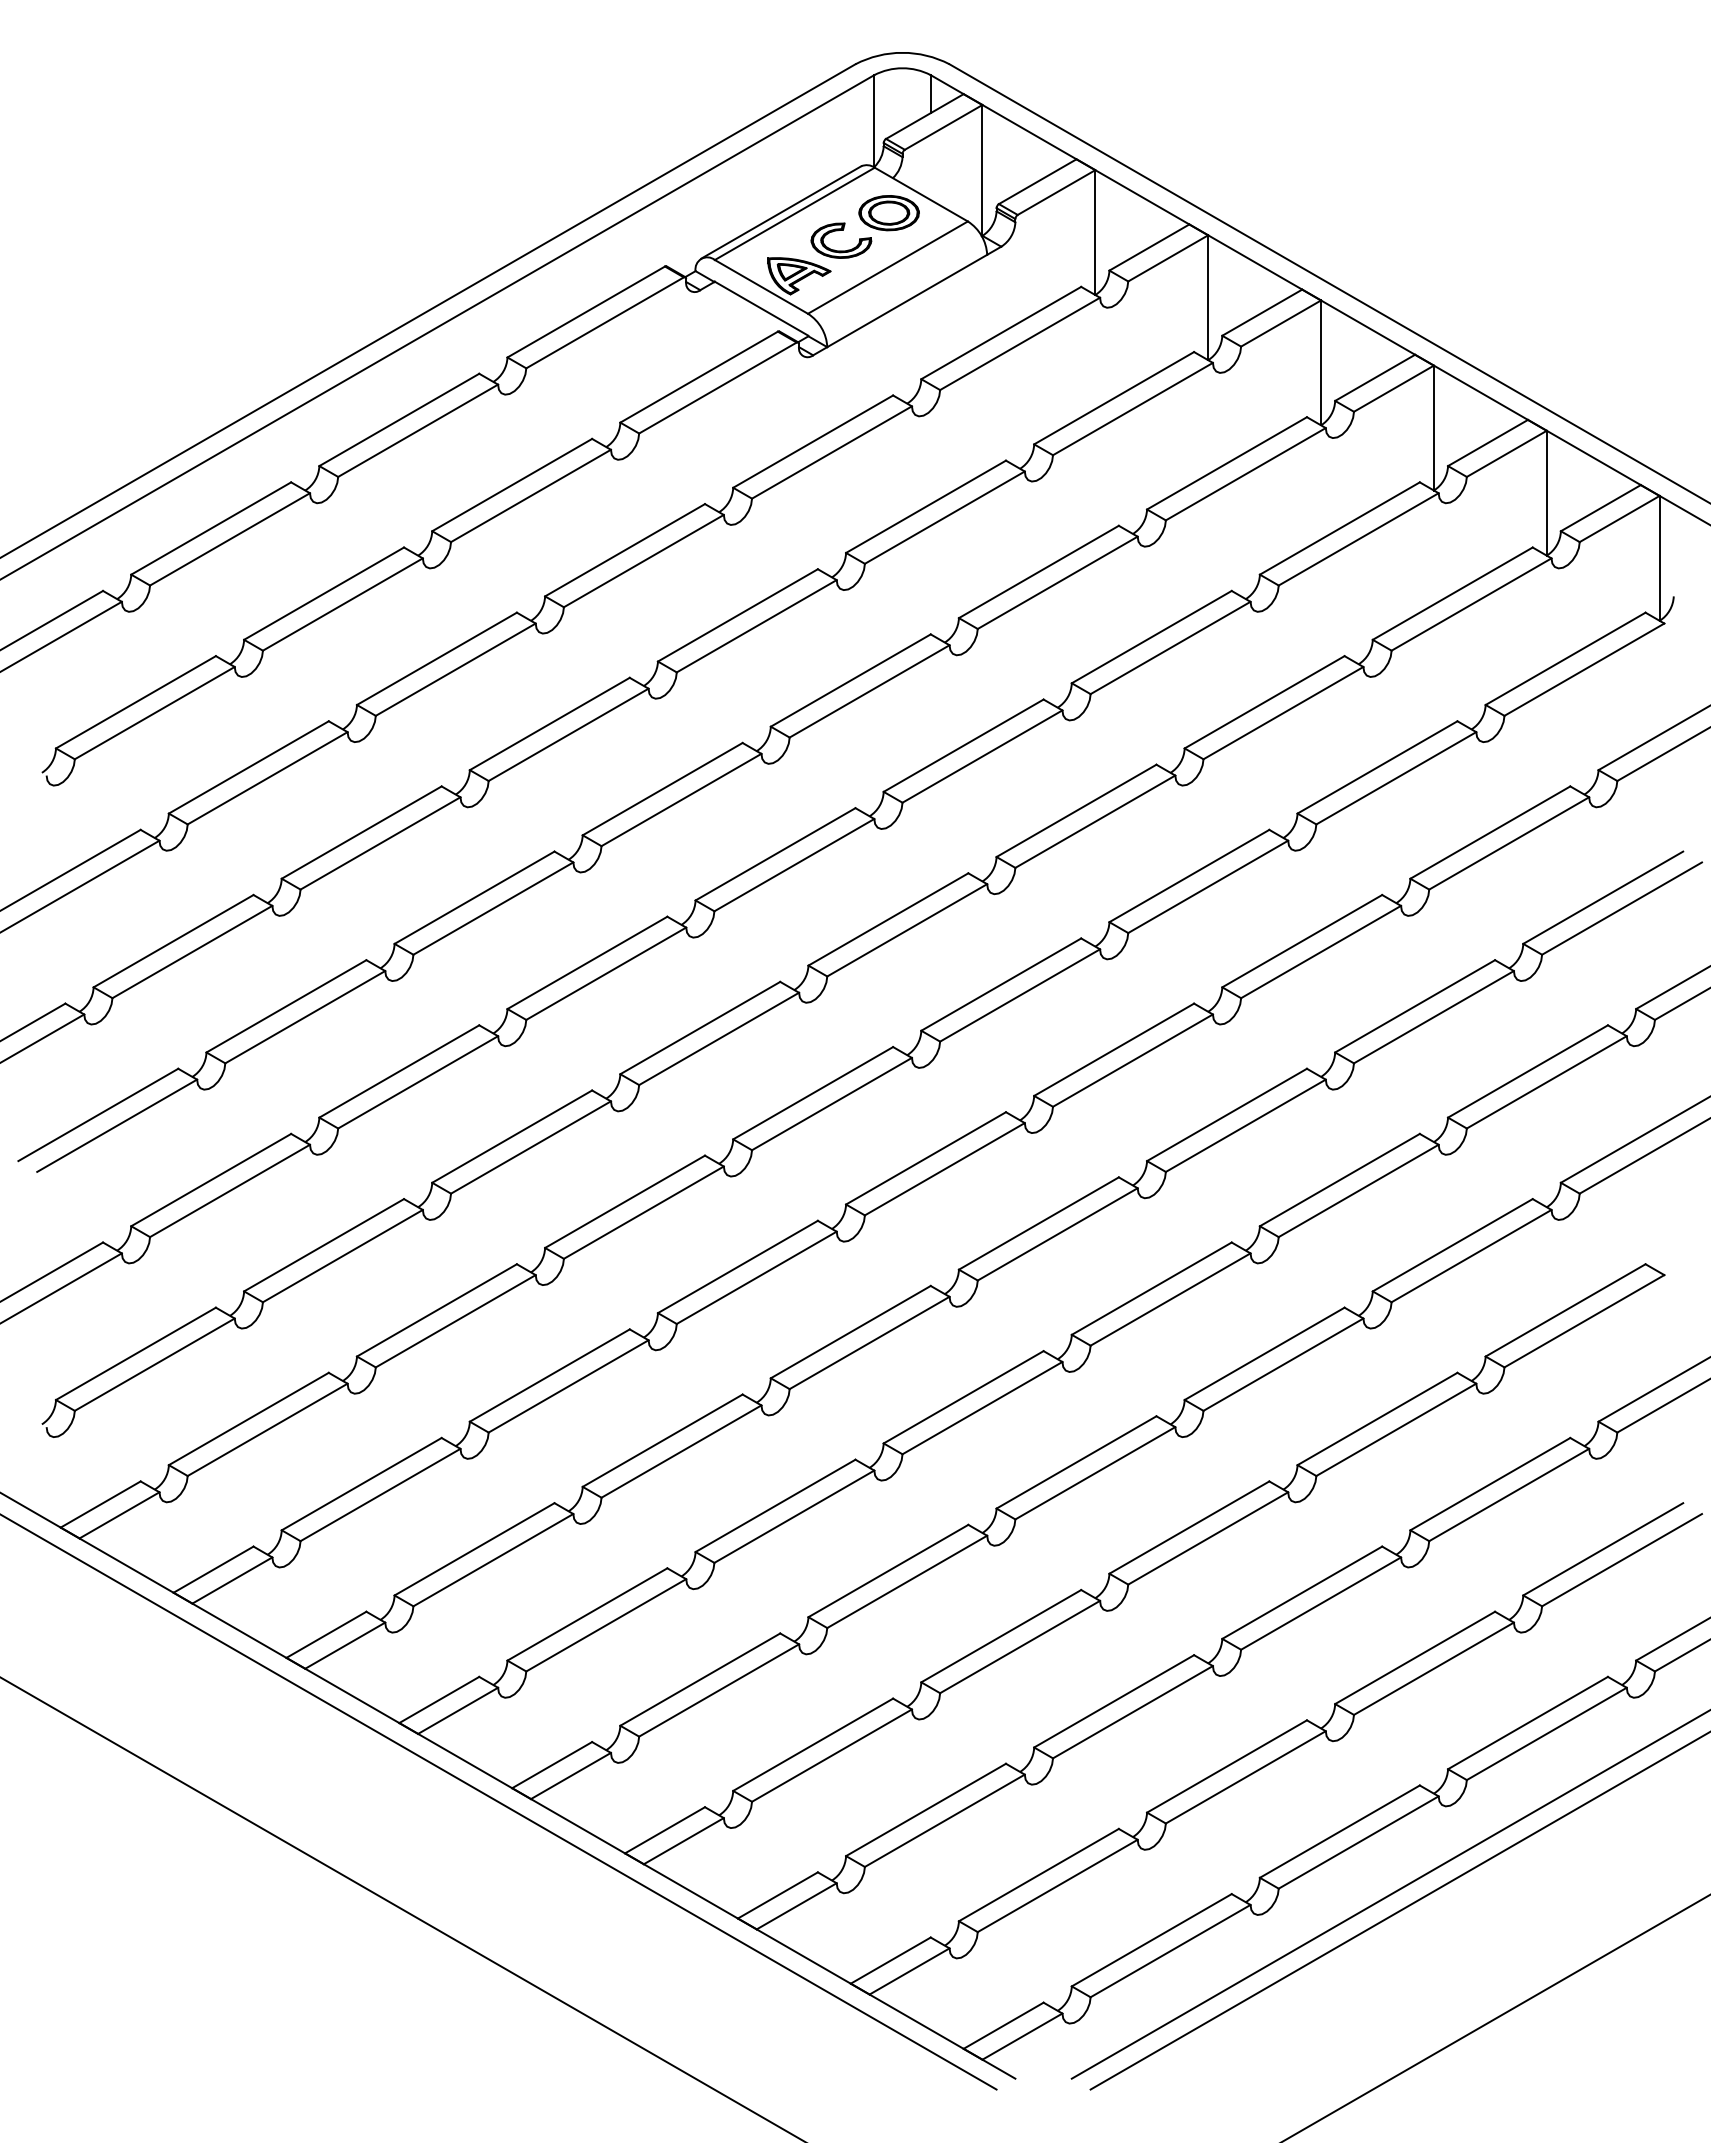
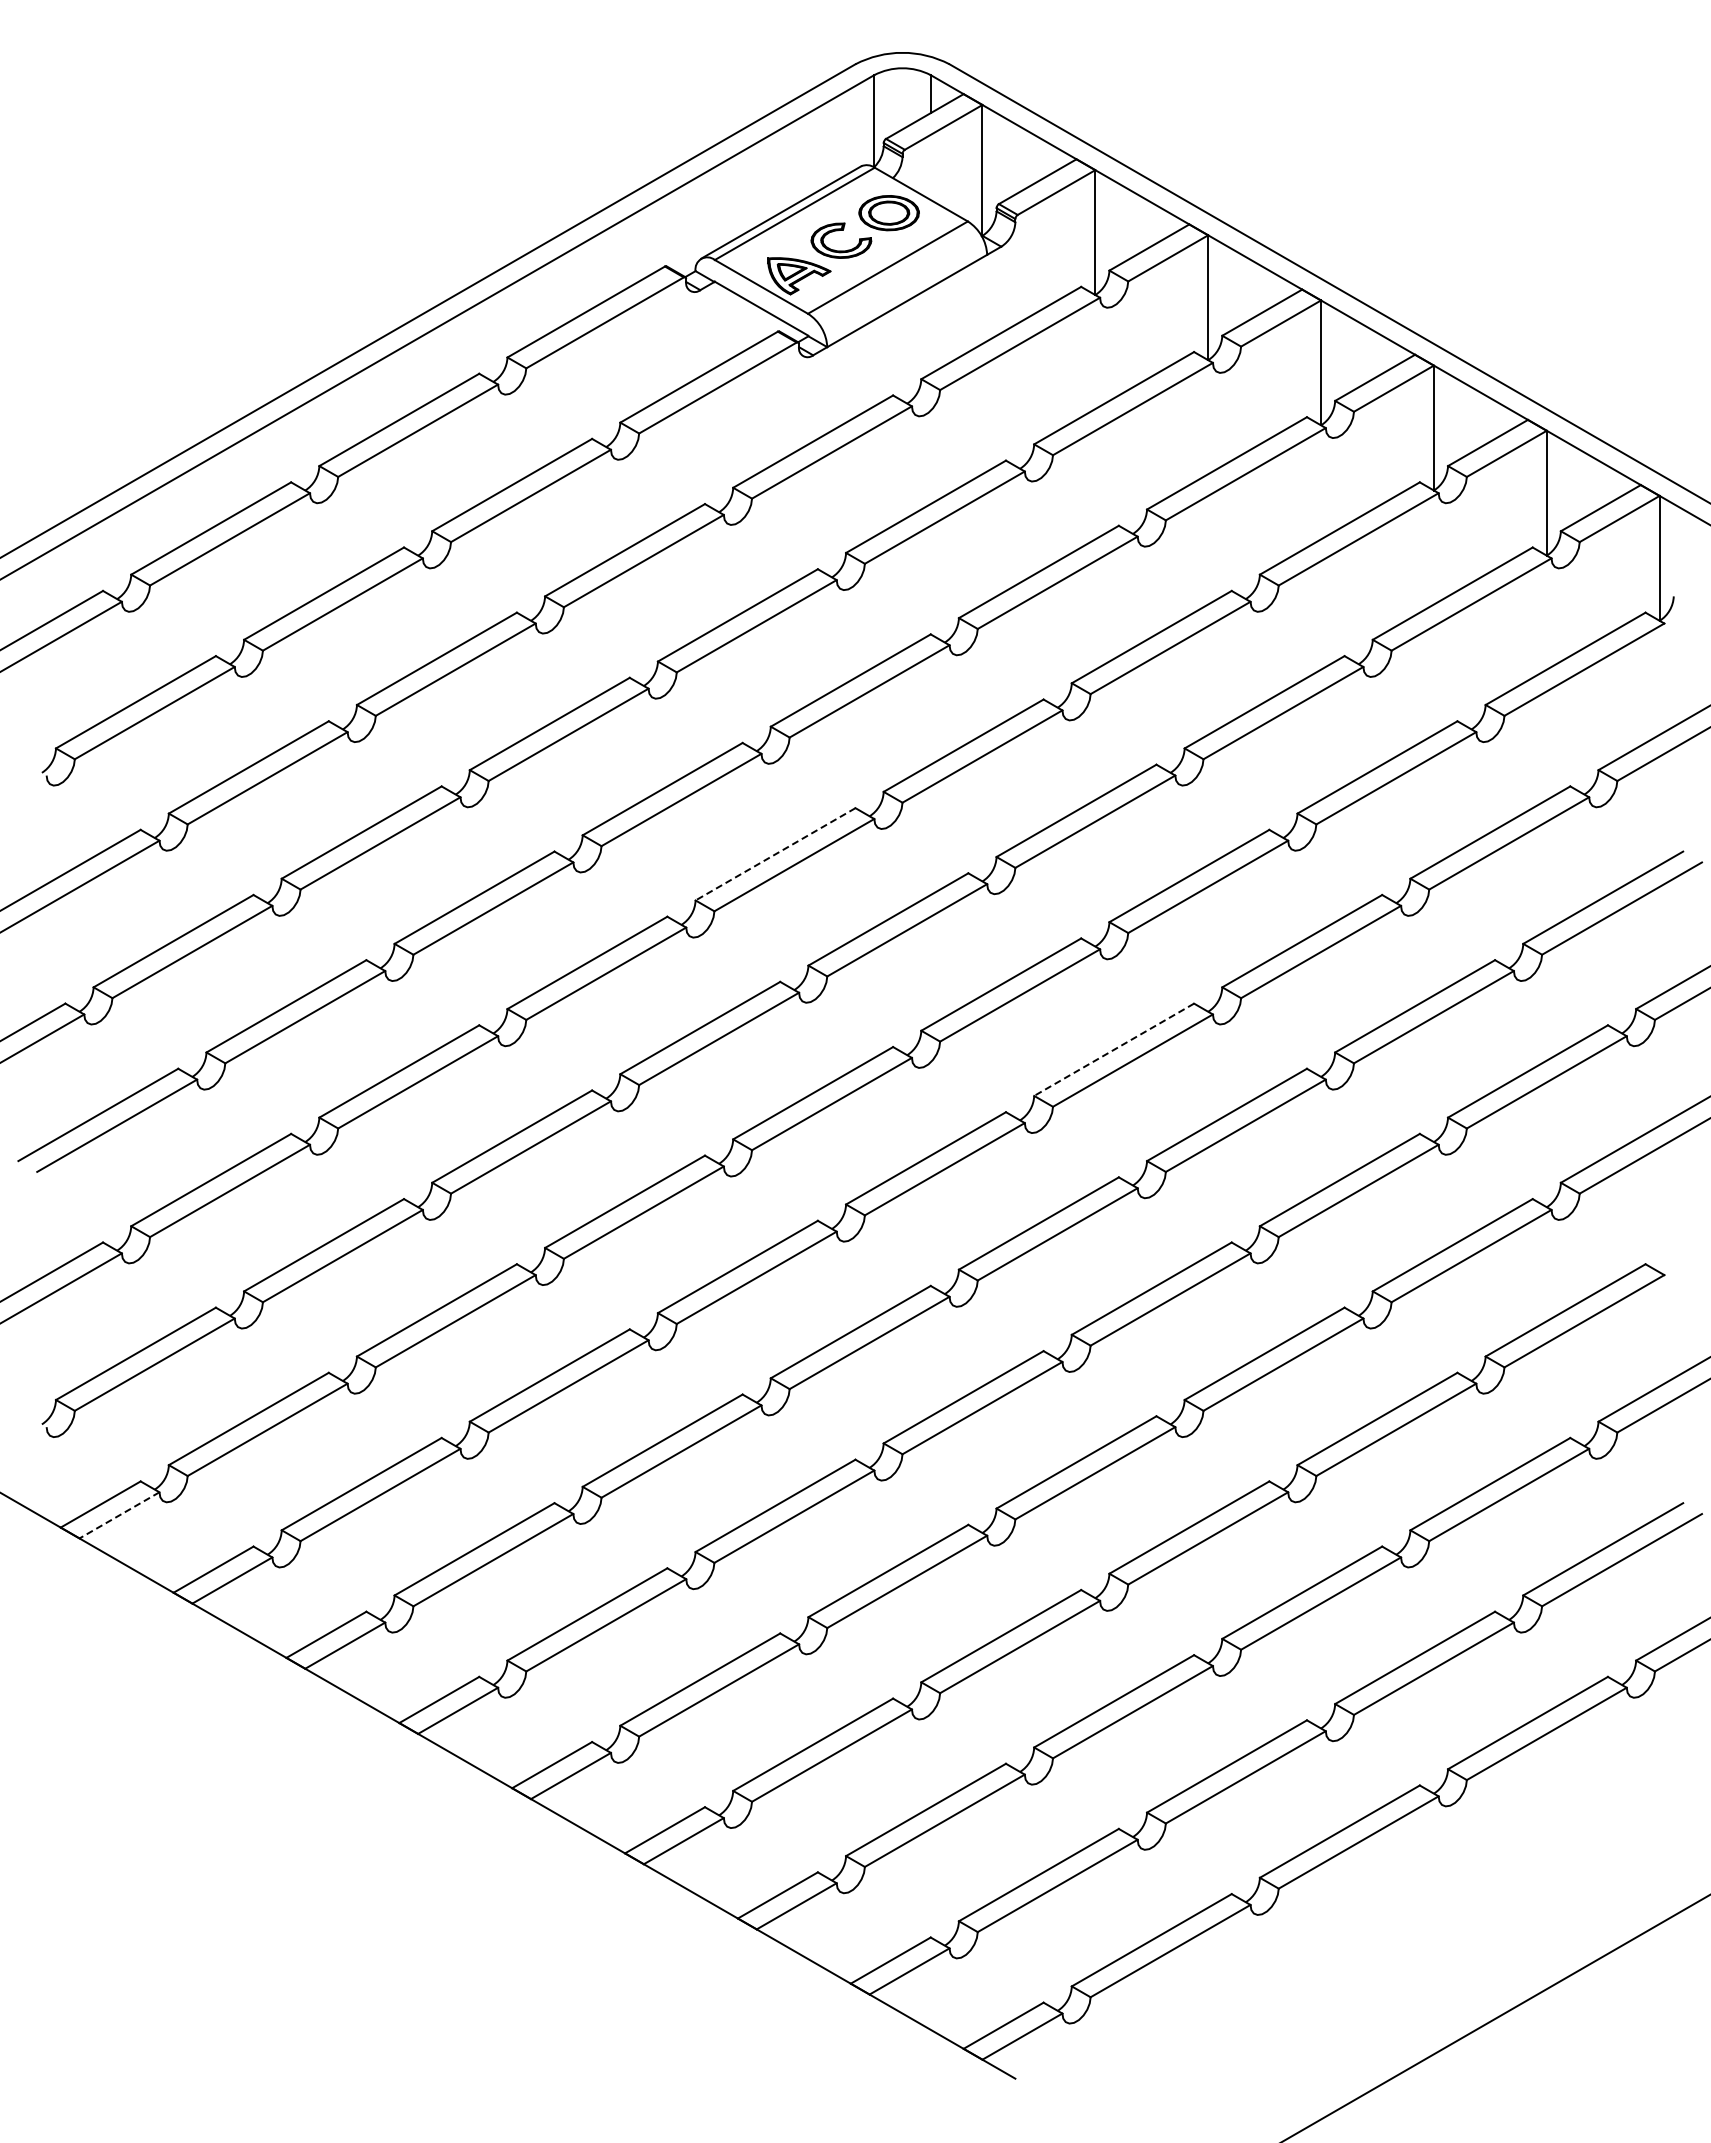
line: solid -> dashed (775, 854)
line: solid -> dashed (1113, 1050)
line: solid -> dashed (119, 1515)
line: present -> none (499, 1802)
line: present -> none (1389, 1894)
line: present -> none (401, 1908)
line: present -> none (1398, 1911)
